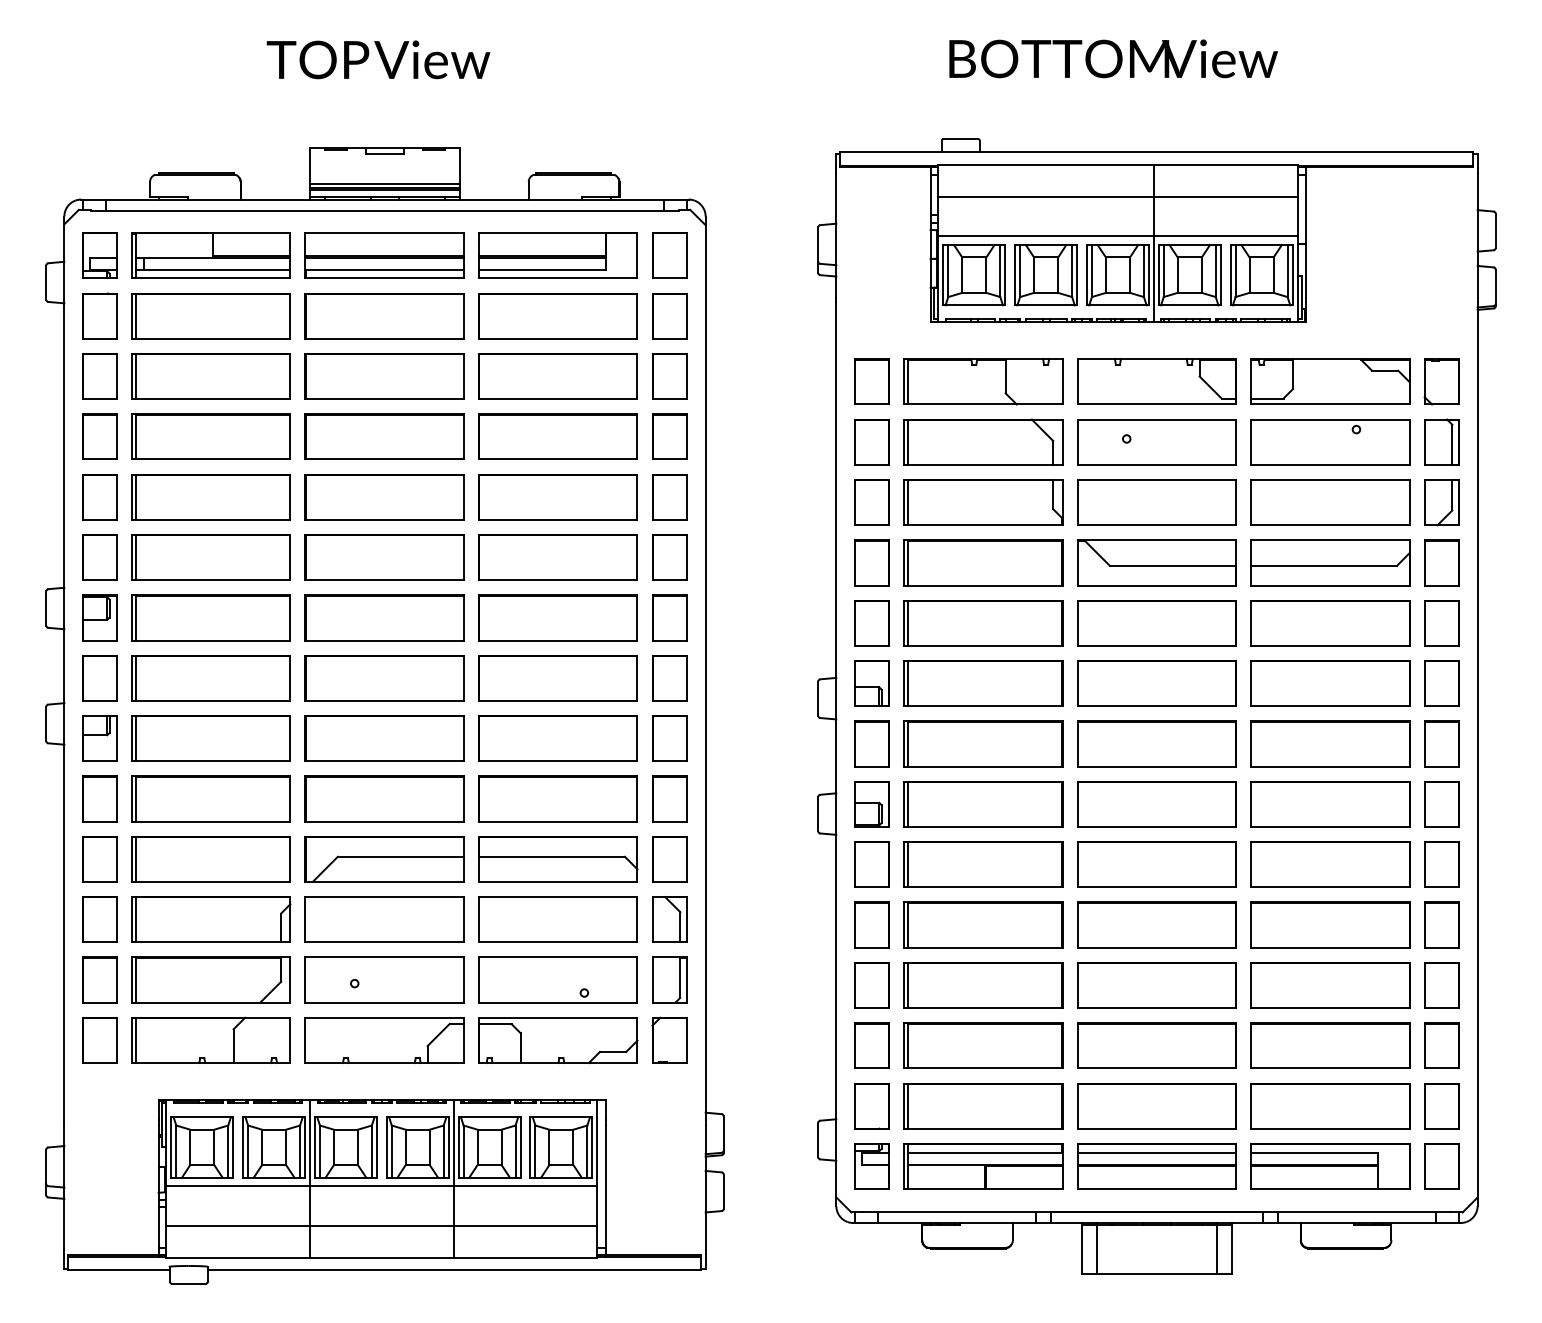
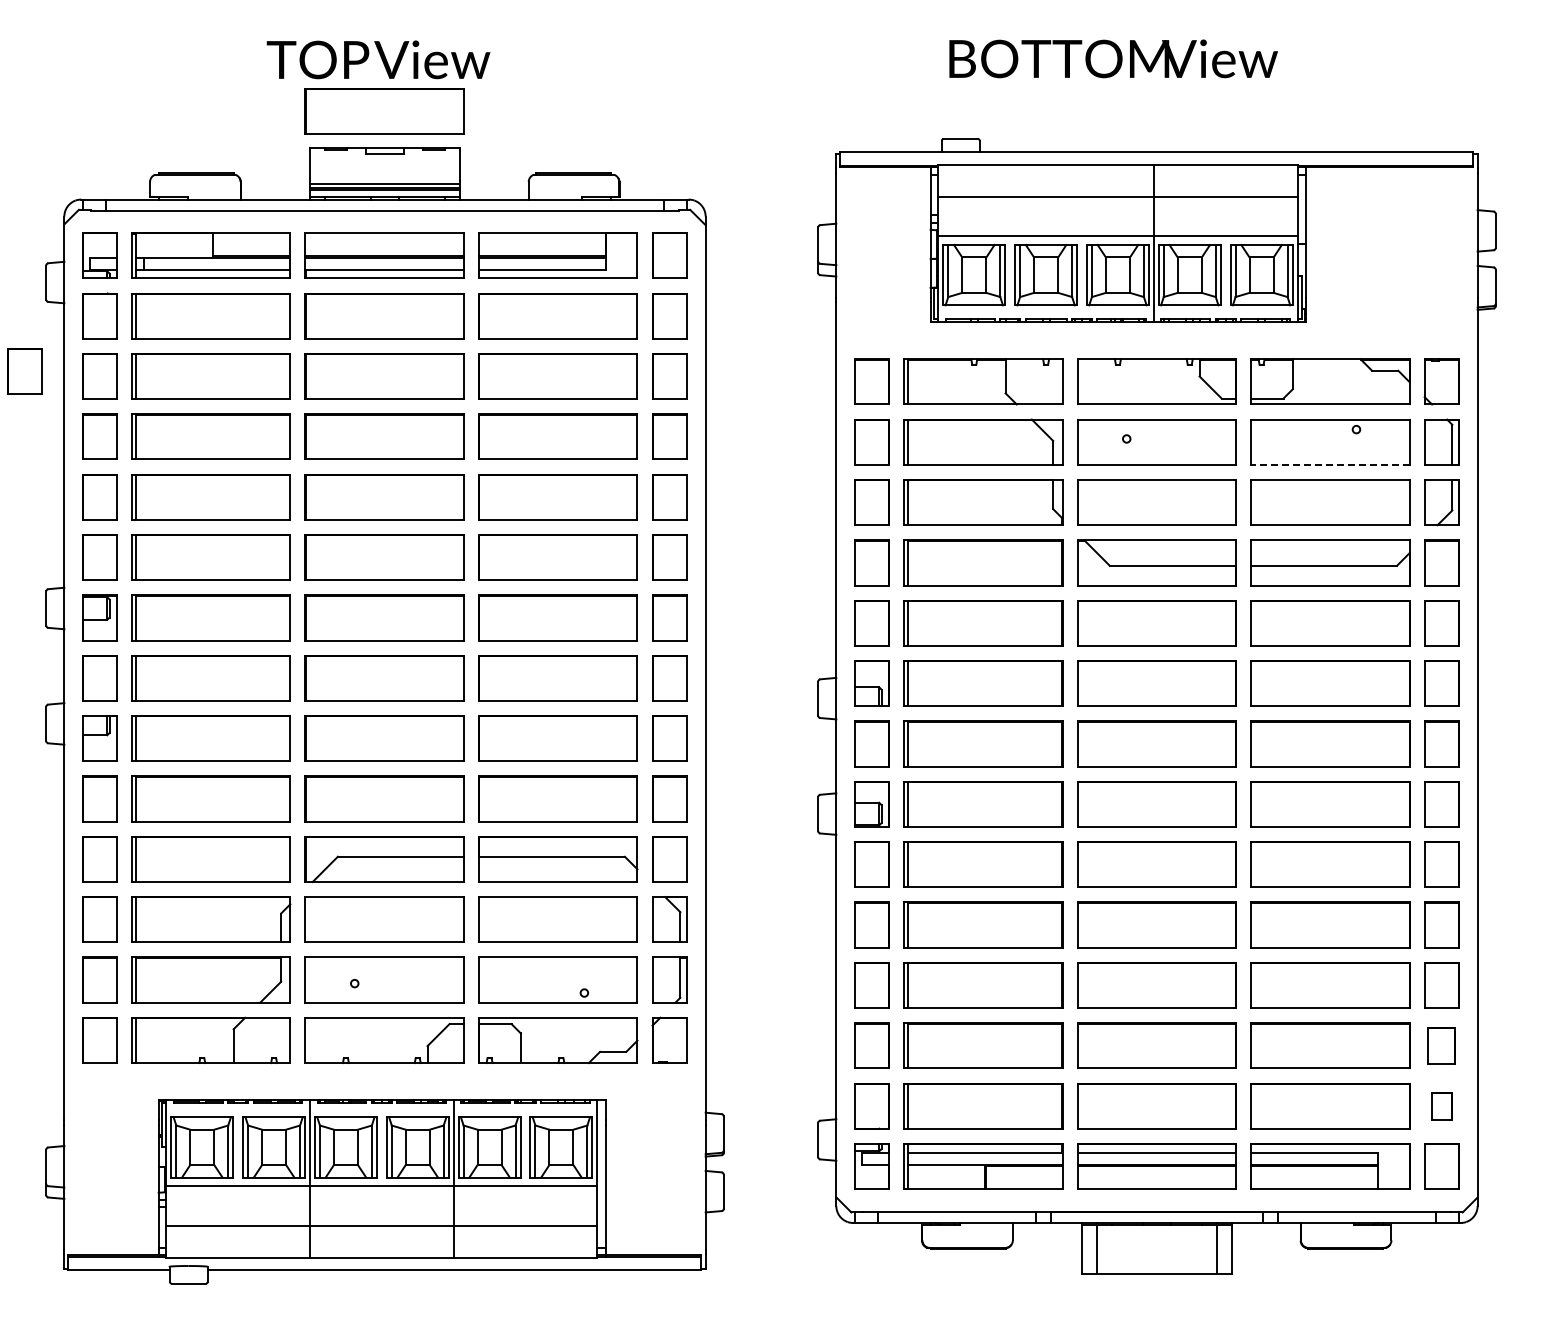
part: none -> present (384, 111)
part: none -> present (24, 371)
line: solid -> dashed (1329, 464)
part size: 36x47 px -> 29x38 px (1441, 1045)
part size: 36x47 px -> 22x29 px (1441, 1106)
